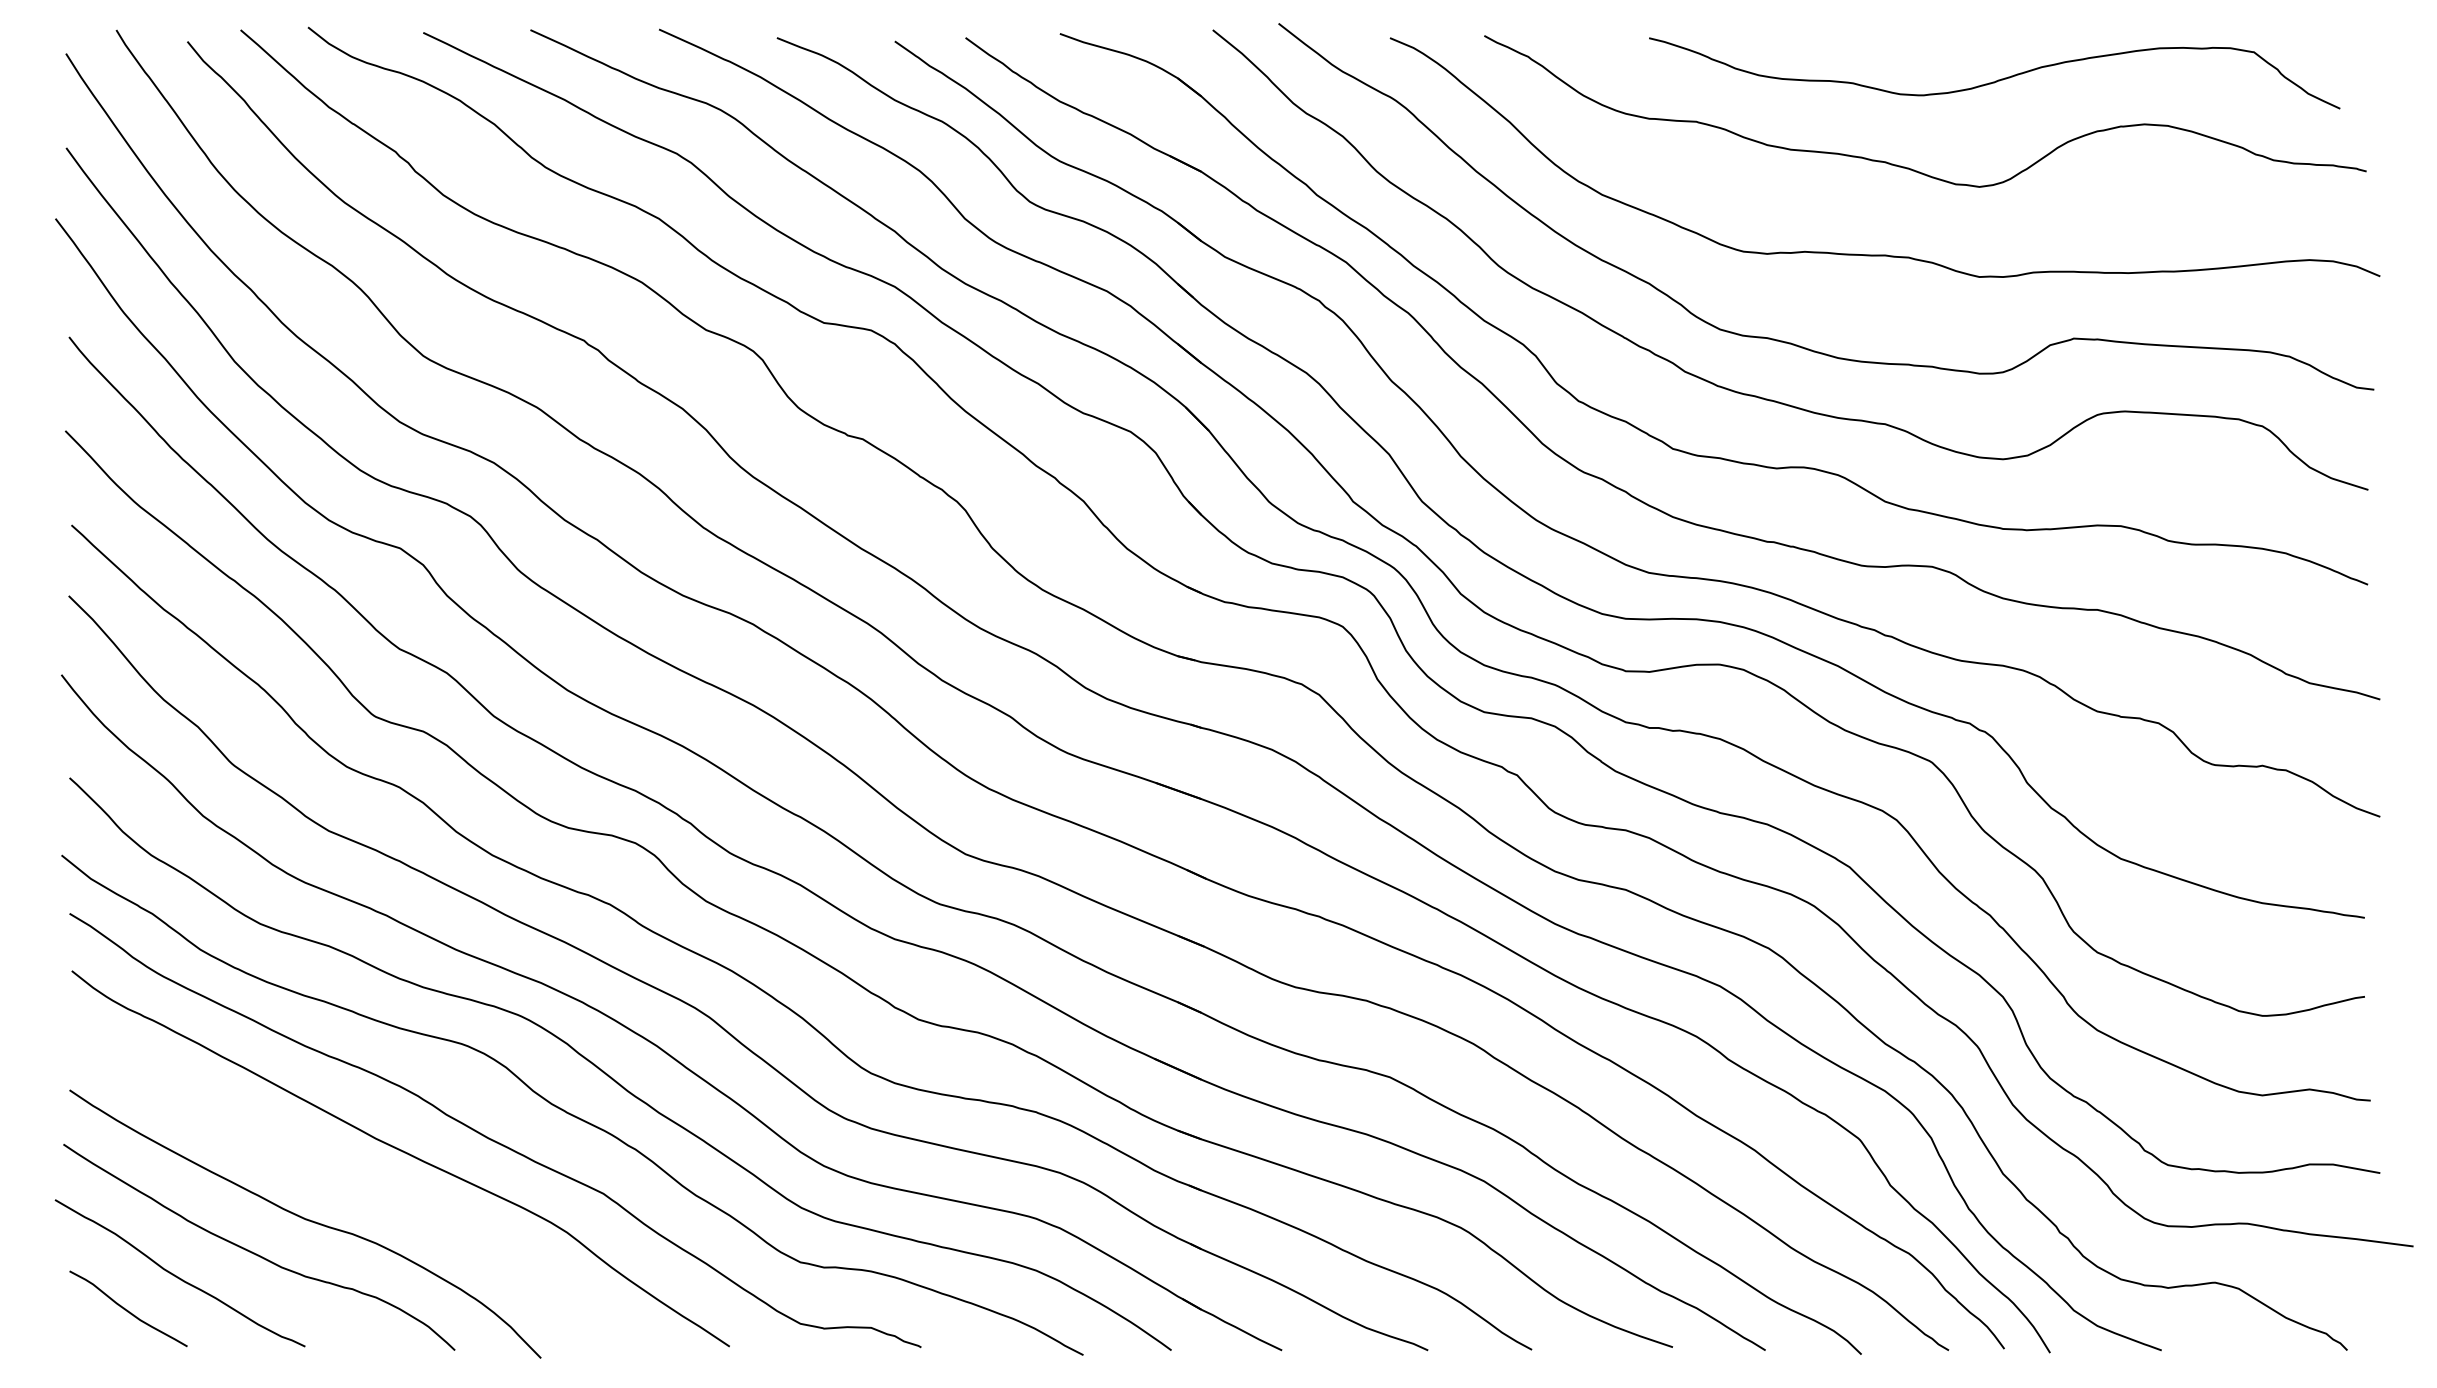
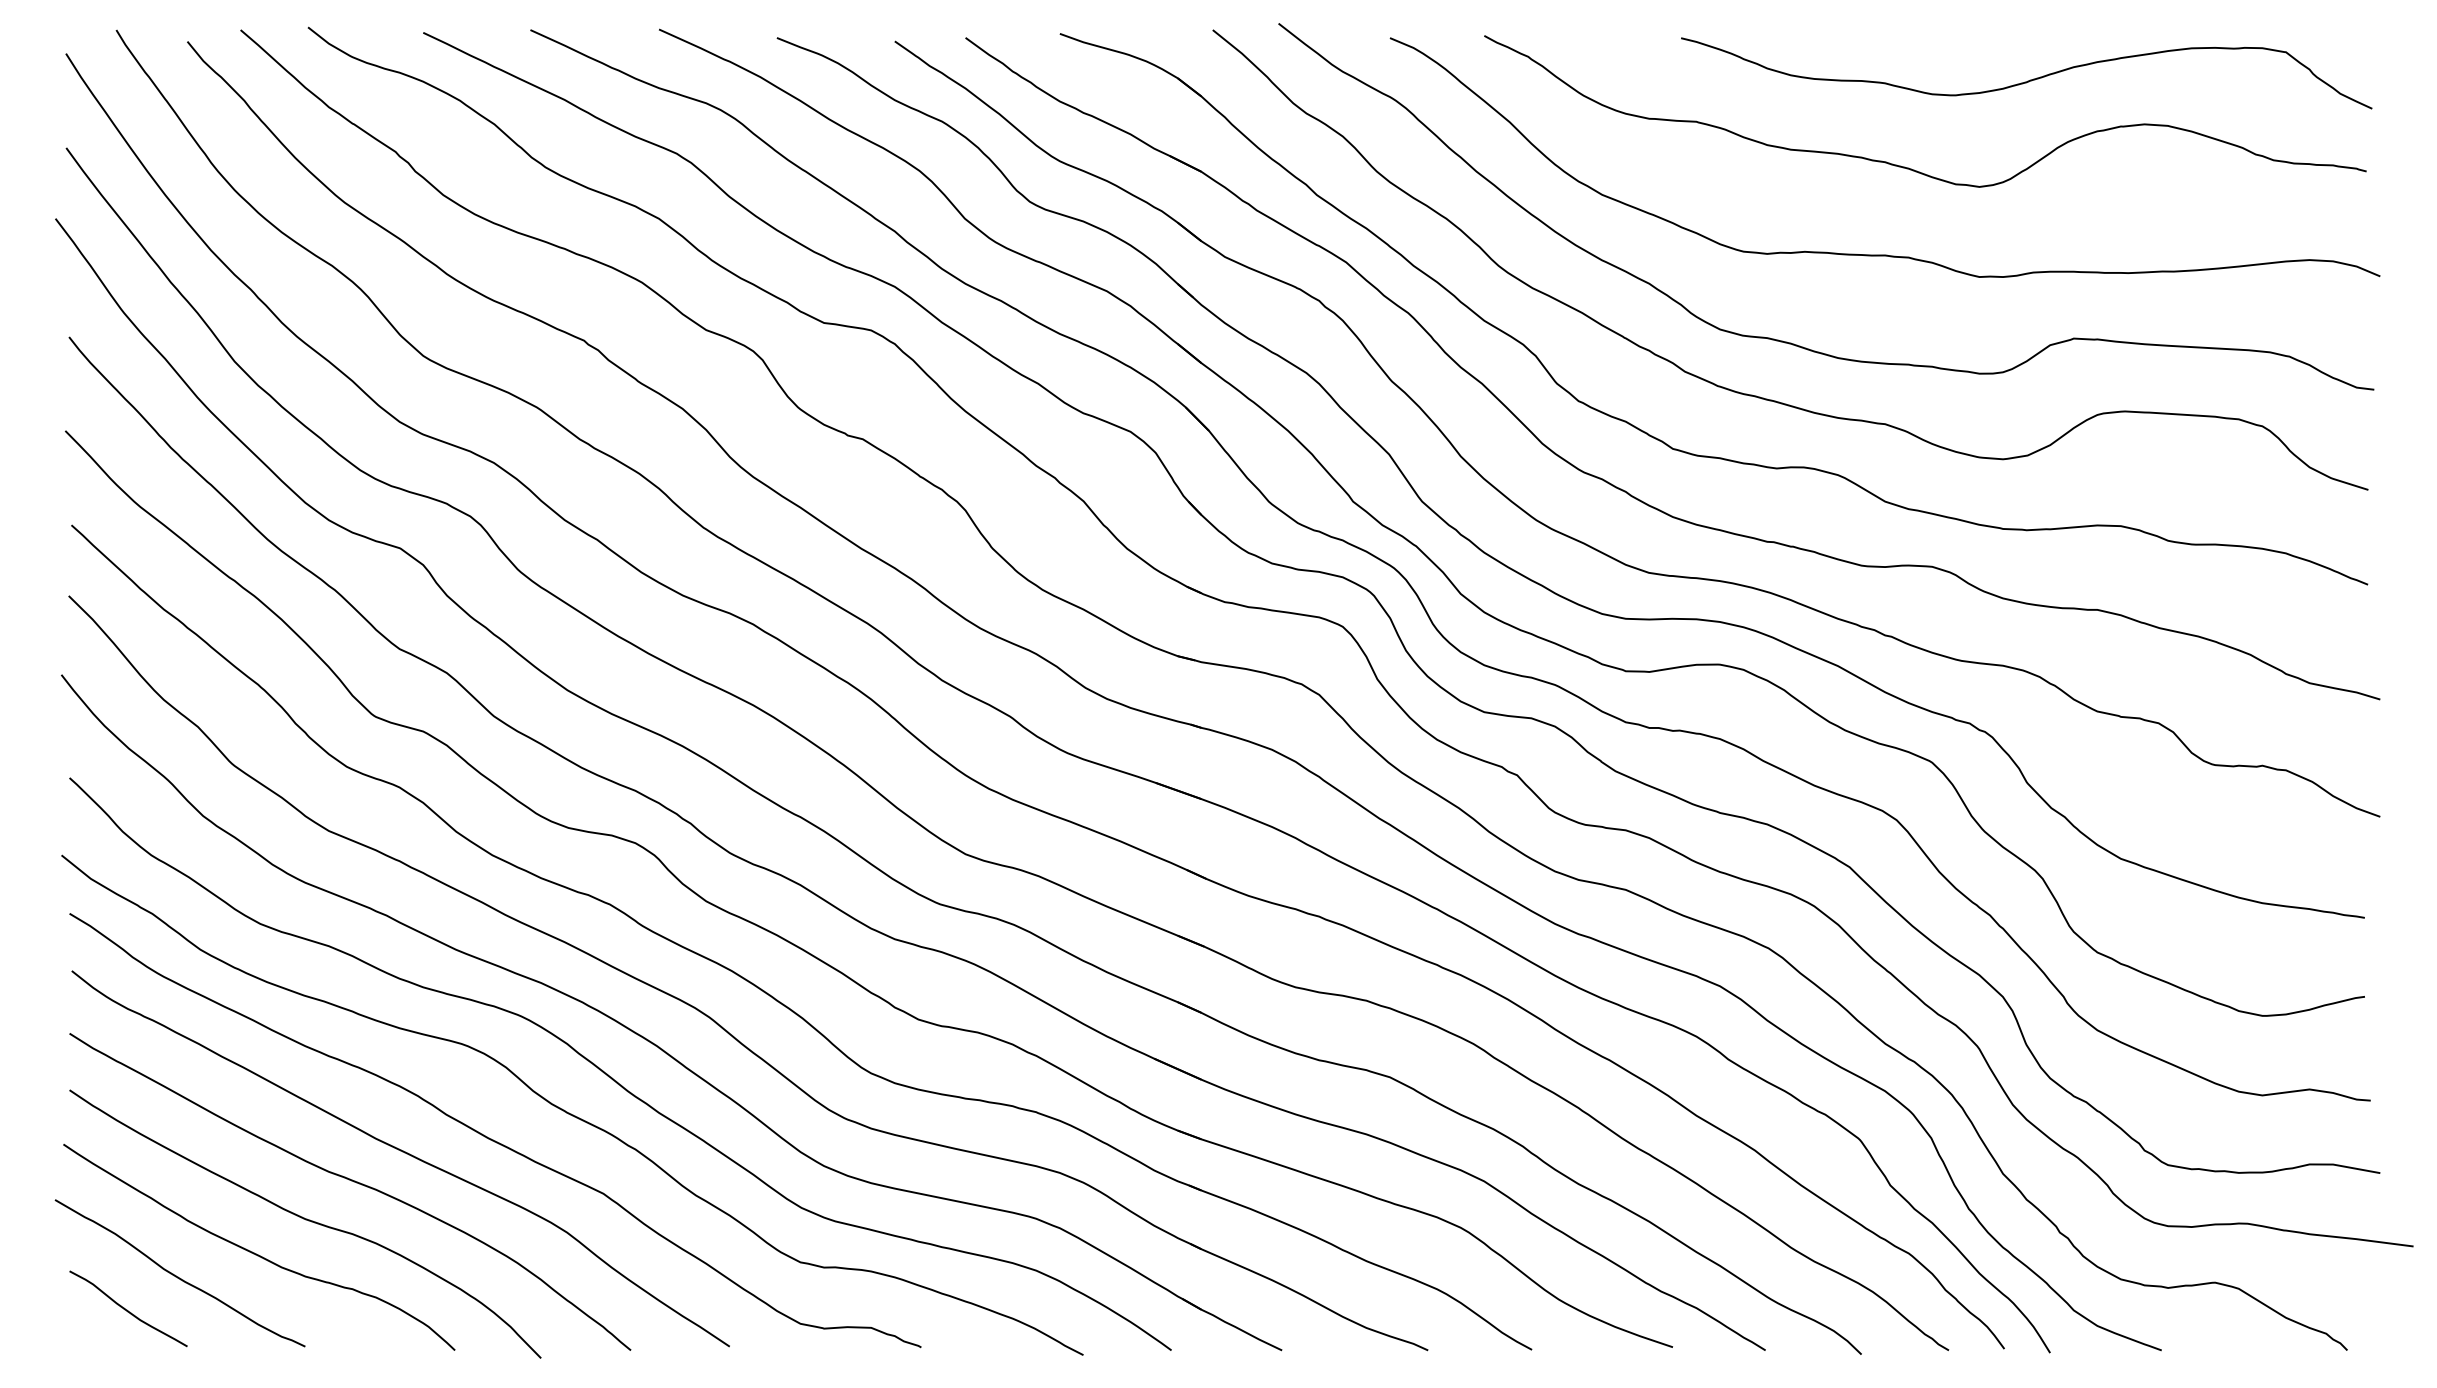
curve position: (1995, 80) -> (2027, 80) (2027, 80)
curve: none -> present (354, 1182)
